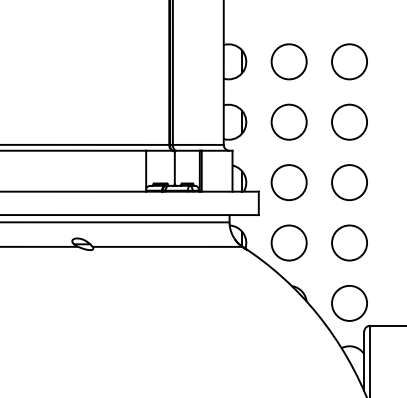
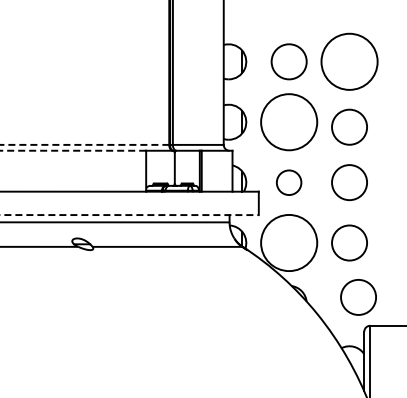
circle diameter: 35 px -> 56 px (349, 61)
circle diameter: 35 px -> 56 px (289, 122)
circle position: (349, 121) -> (349, 126) (349, 126)
line: solid -> dashed (85, 144)
line: solid -> dashed (73, 150)
circle size: 38x38 px -> 27x27 px (289, 182)
line: solid -> dashed (130, 215)
circle diameter: 35 px -> 56 px (289, 242)
circle position: (349, 303) -> (358, 297) (358, 297)
